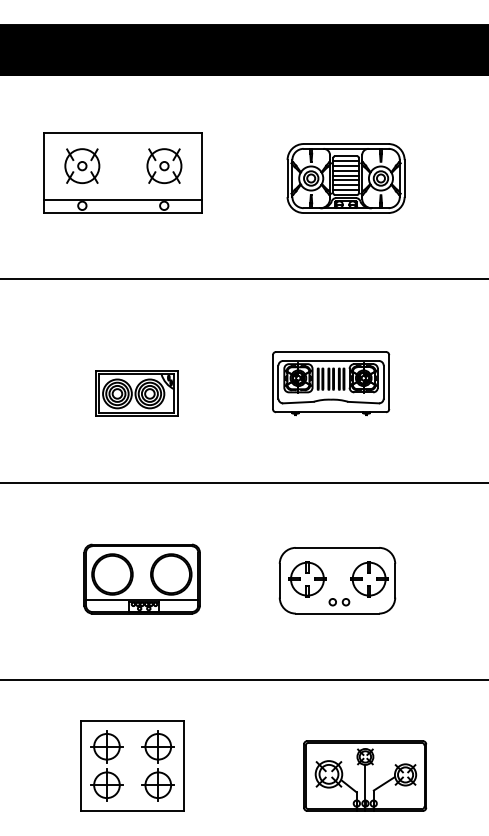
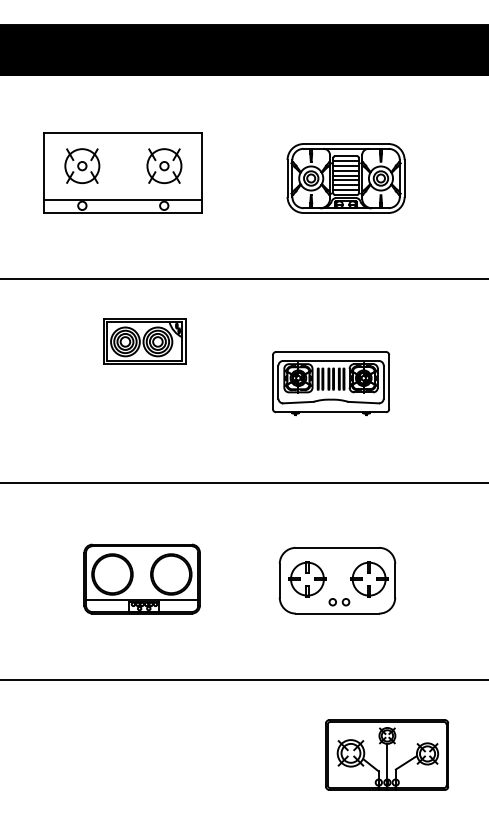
part position: (136, 393) -> (144, 341) (144, 341)
part: present -> none (132, 765)
part position: (365, 775) -> (387, 754) (387, 754)
